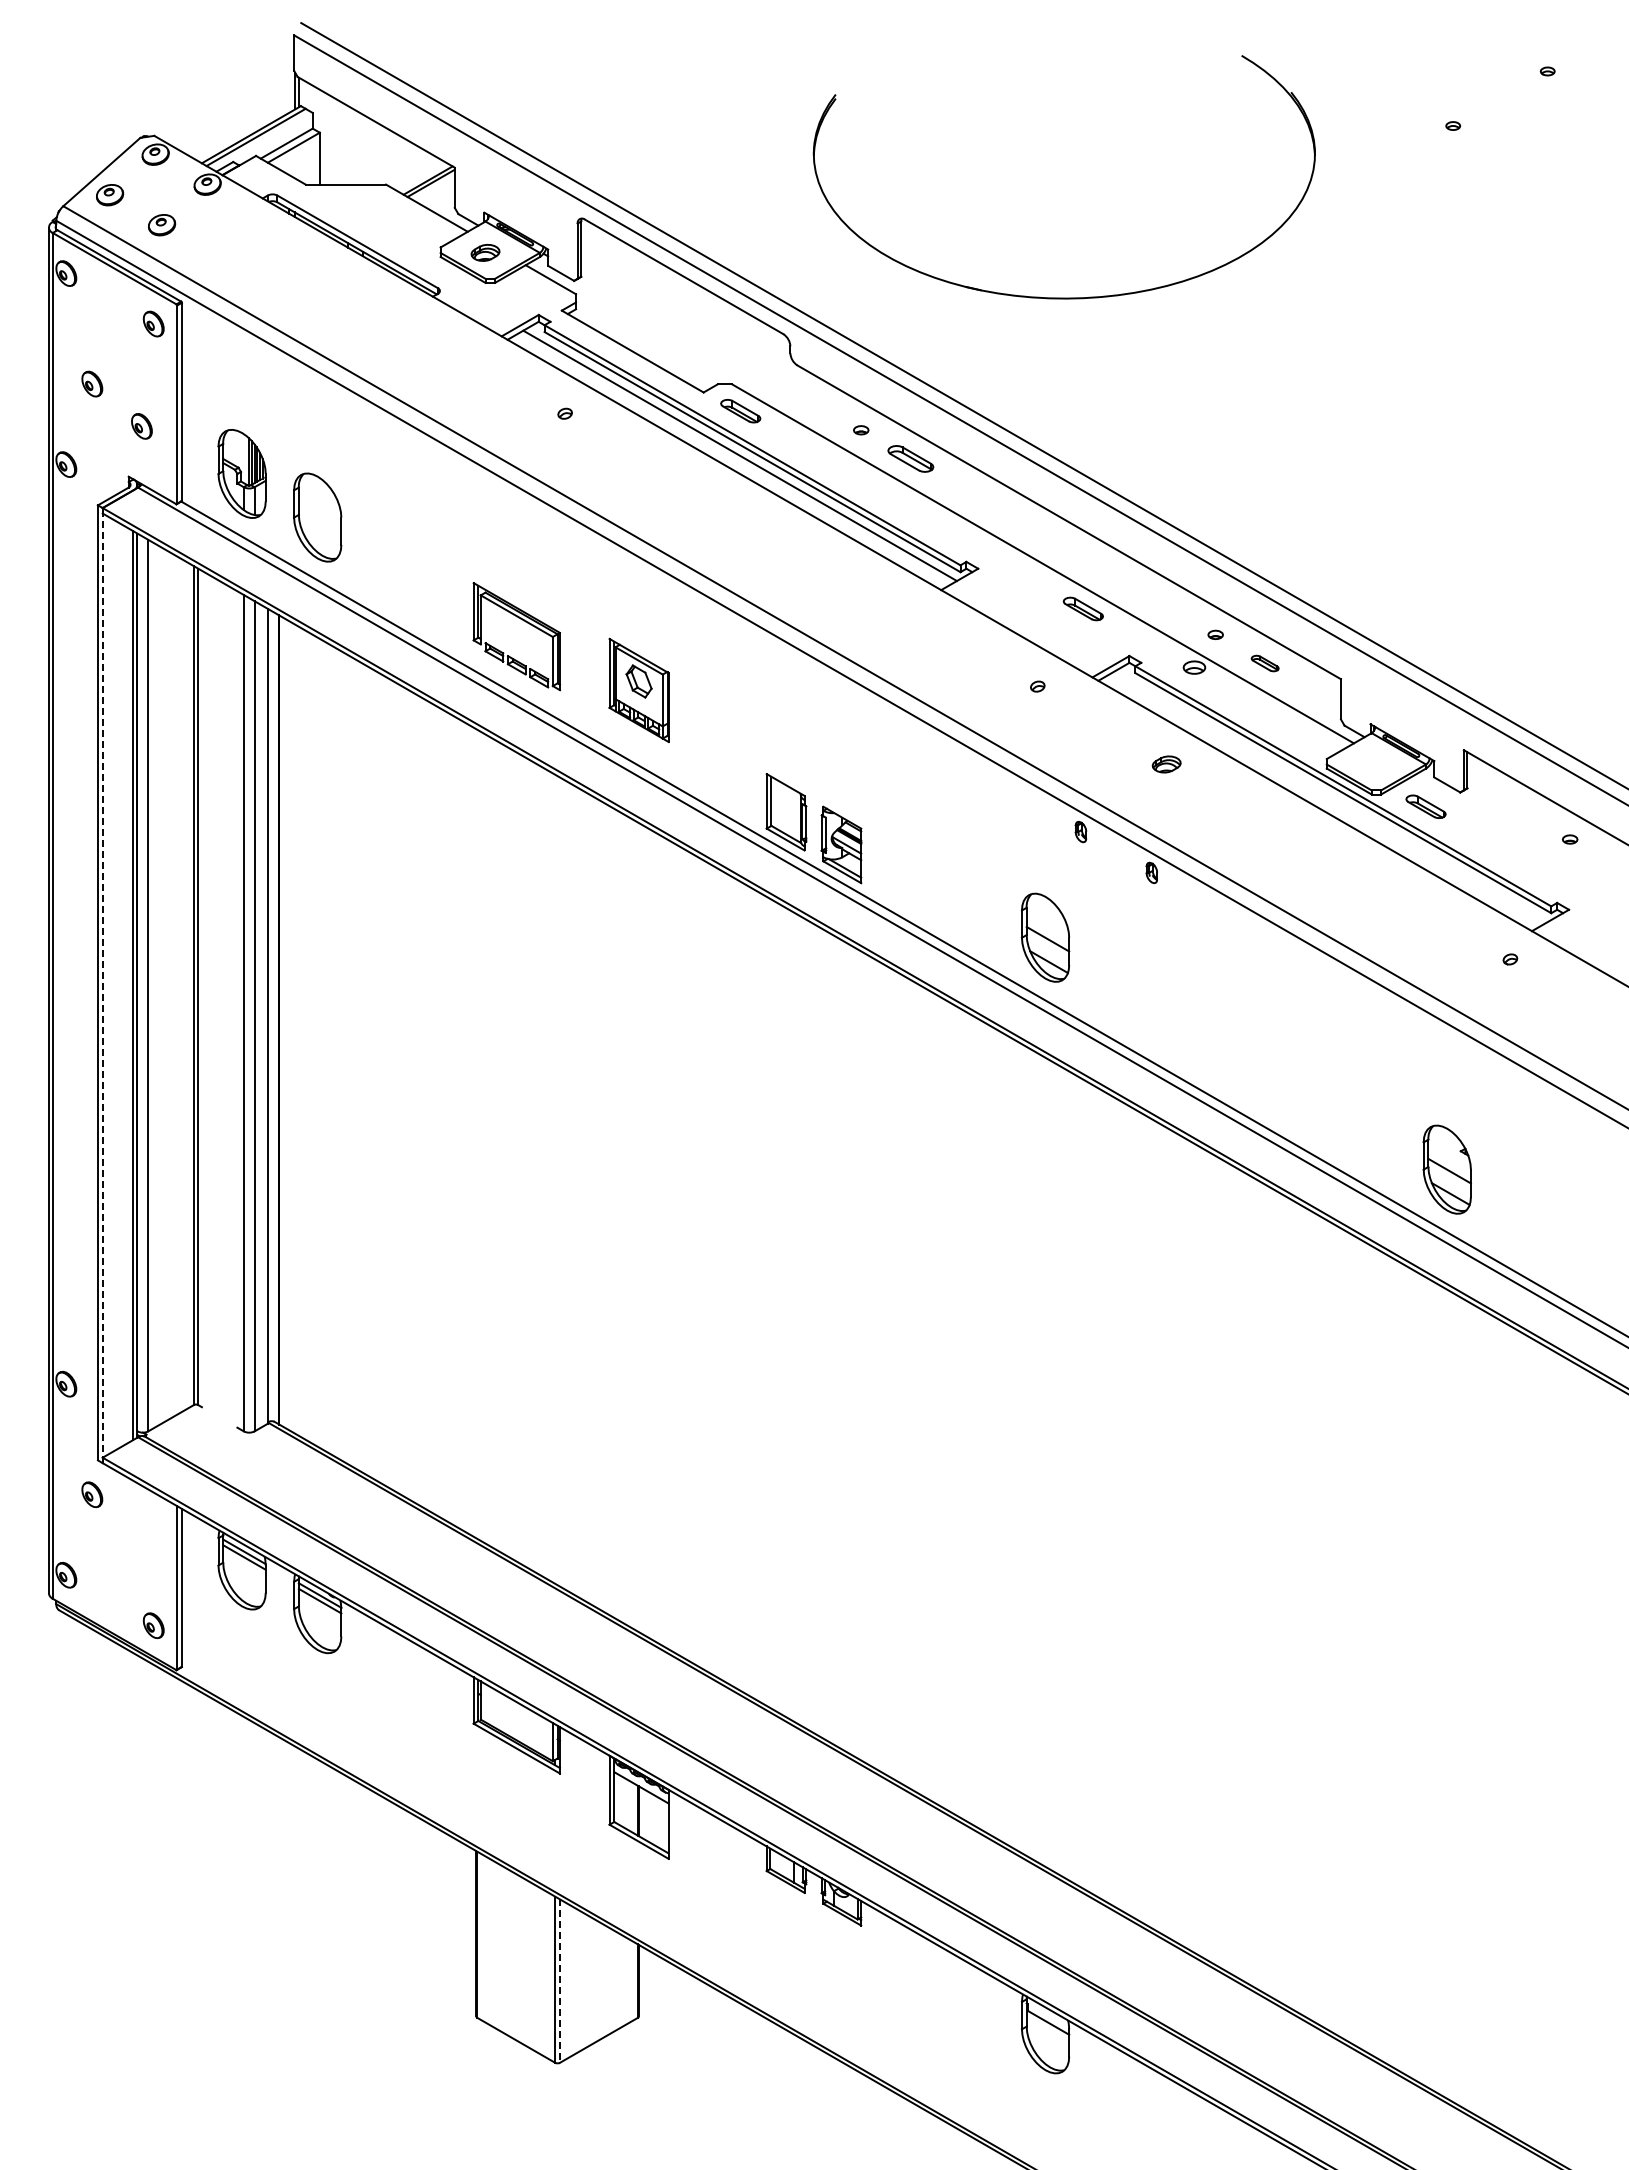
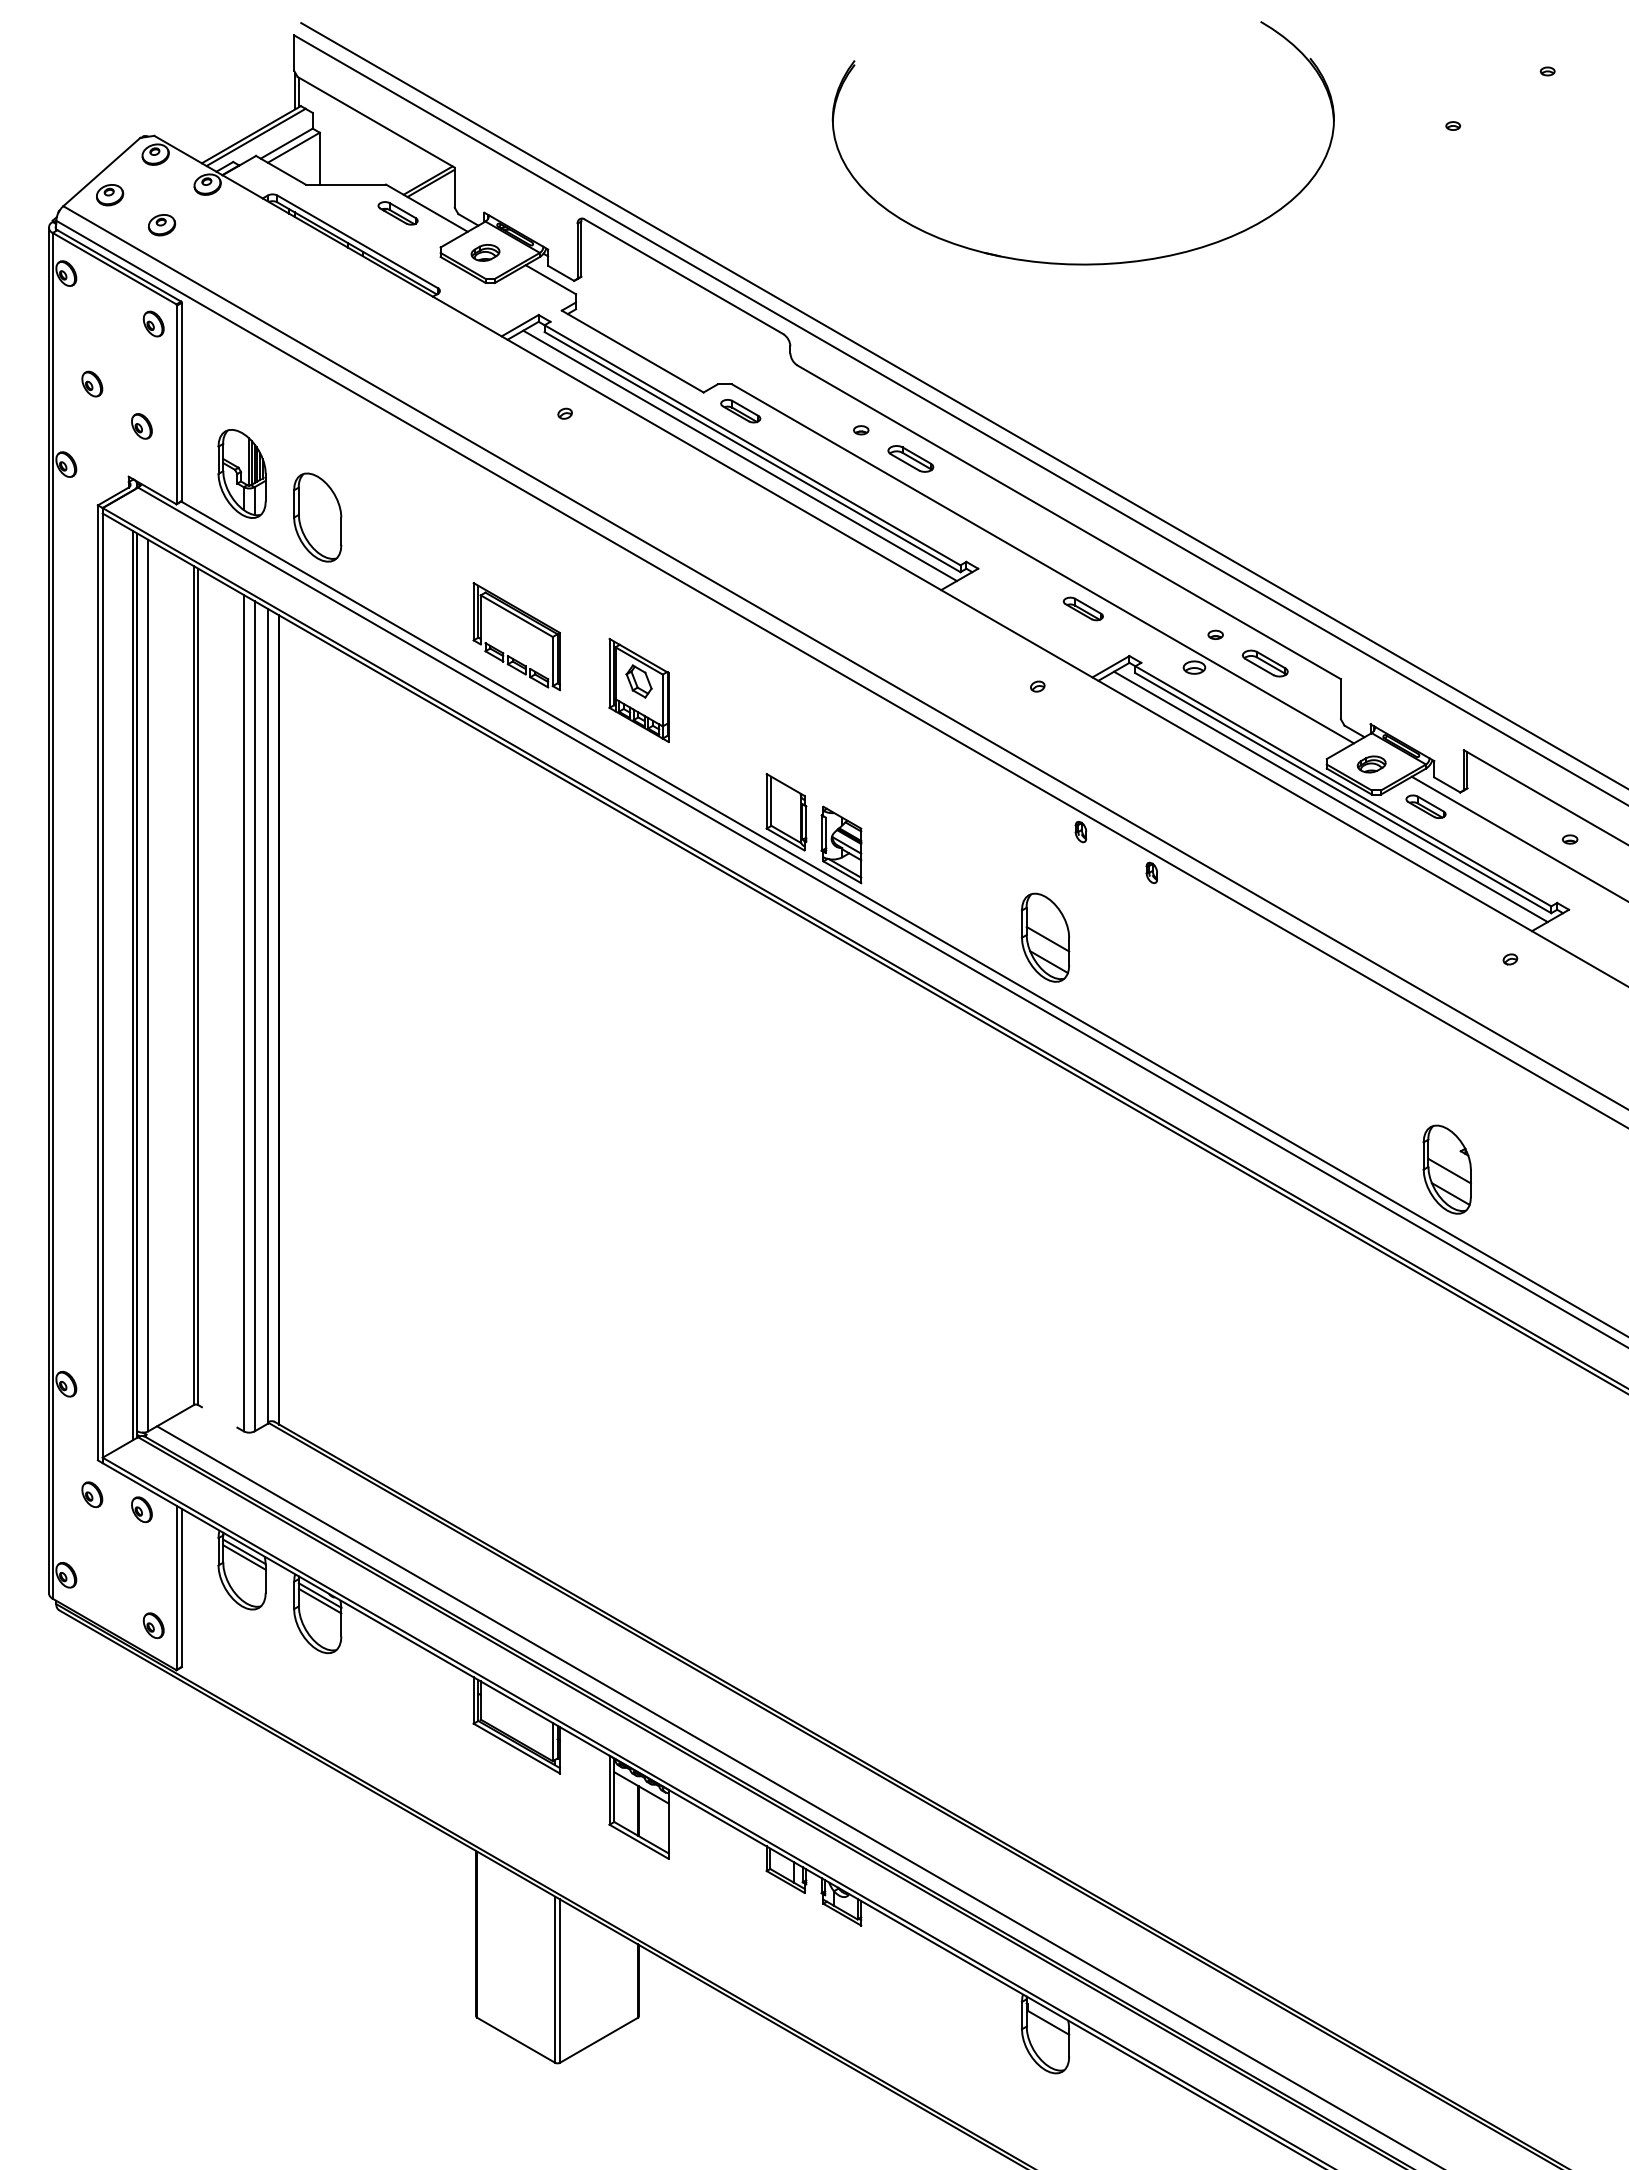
part: none -> present (397, 213)
part position: (1063, 297) -> (1082, 263) (1082, 263)
part size: 30x19 px -> 48x29 px (1264, 663)
part position: (1166, 764) -> (1371, 764) (1371, 764)
line: none -> present (1330, 796)
line: none -> present (1518, 838)
line: dashed -> solid (102, 985)
part: none -> present (141, 1509)
line: none -> present (798, 1796)
line: dashed -> solid (559, 1981)
